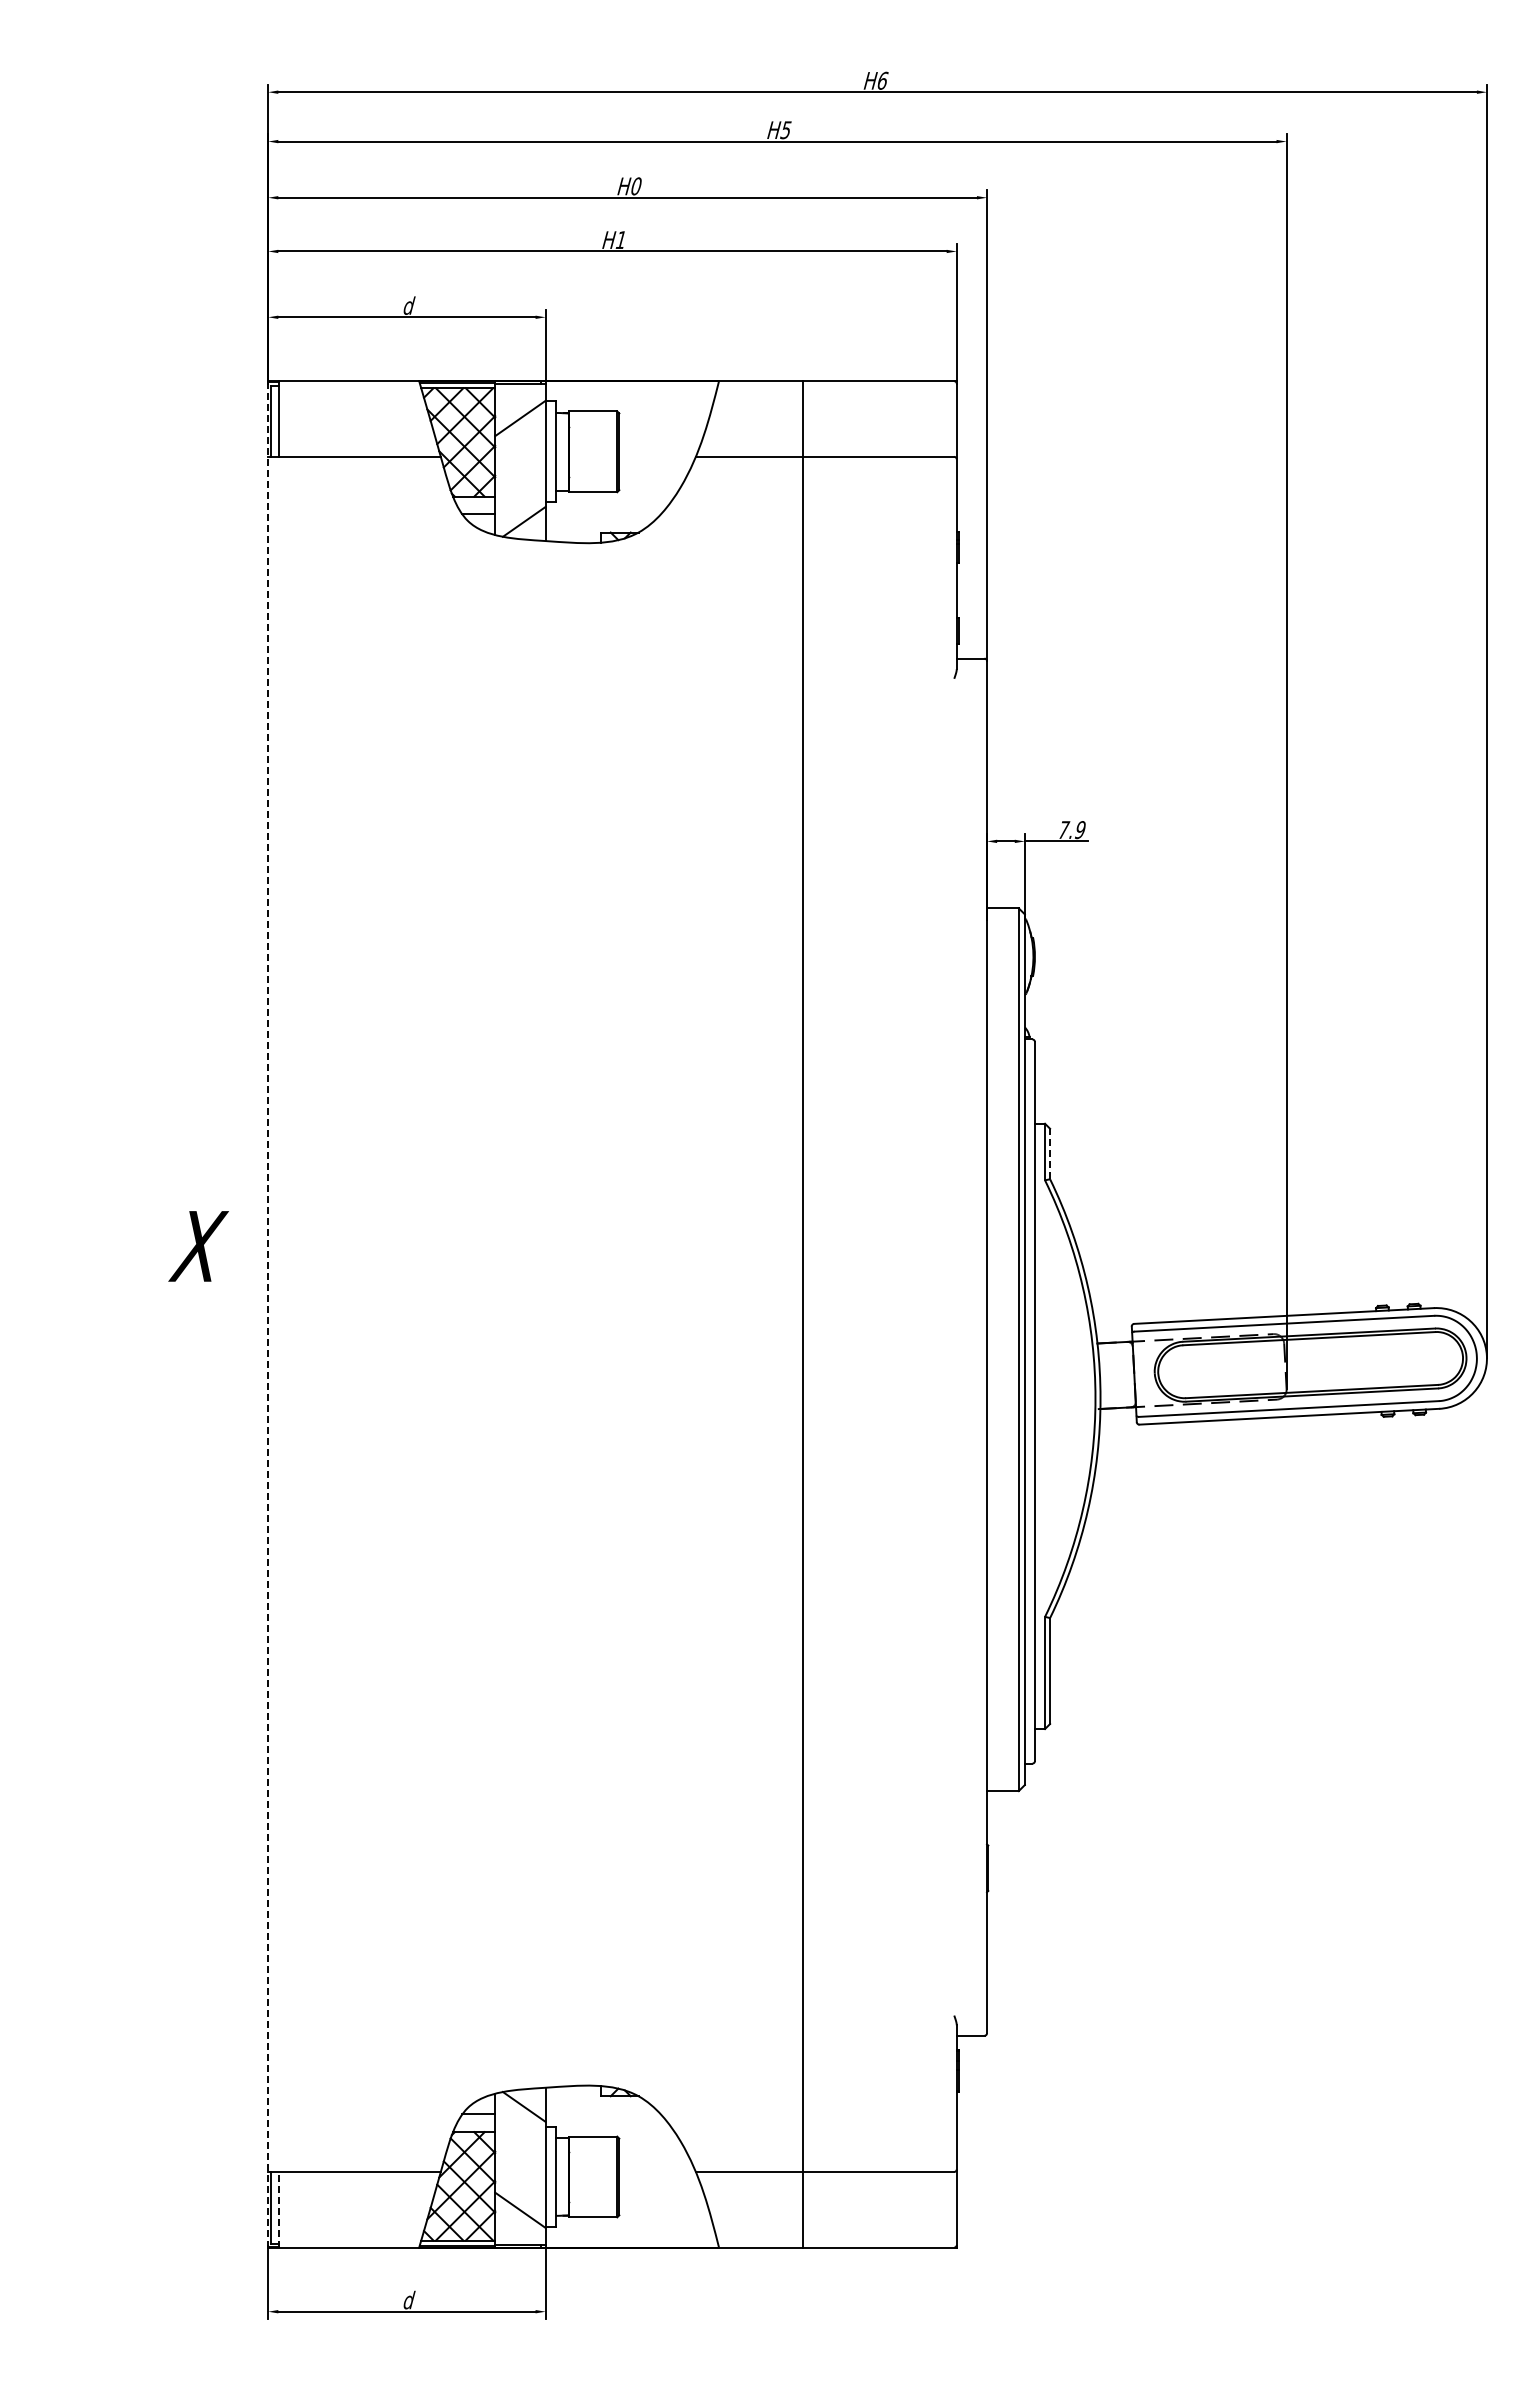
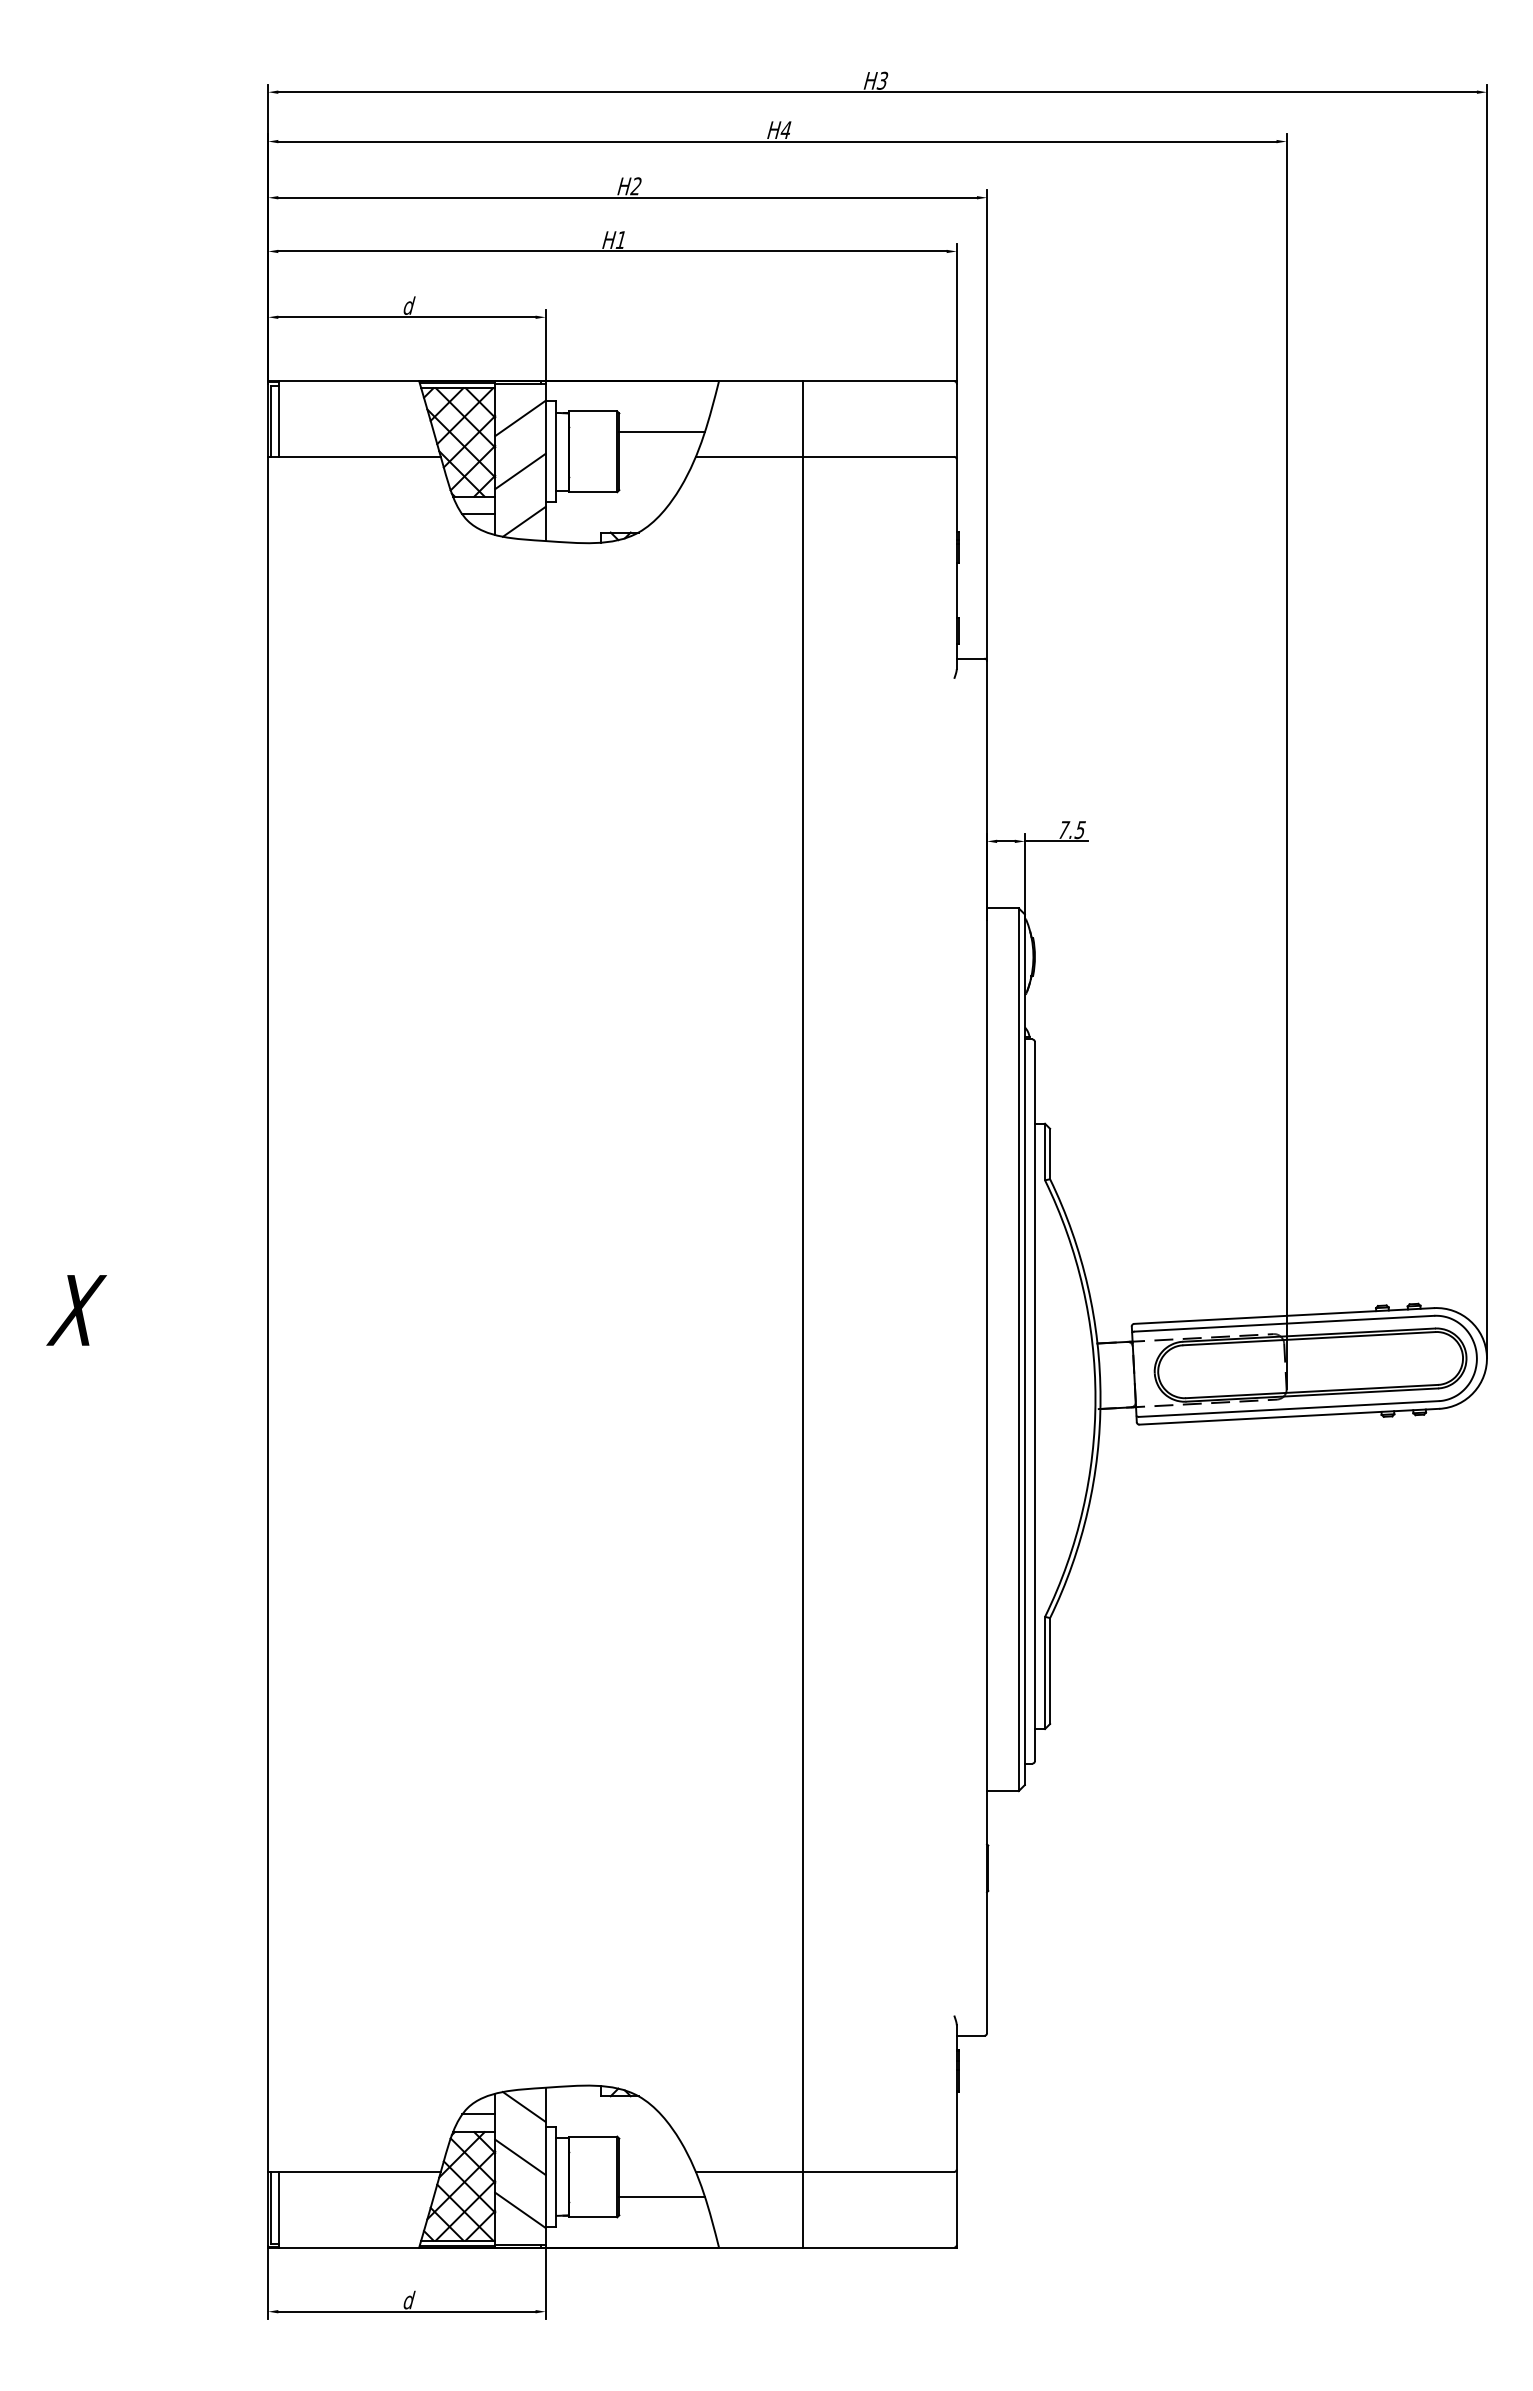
text: H6 -> H3 (882, 80)
text: H5 -> H4 (785, 130)
text: H0 -> H2 (635, 186)
line: none -> present (662, 431)
line: none -> present (520, 471)
text: 7.9 -> 7.5 (1079, 829)
line: dashed -> solid (1050, 1153)
text position: (198, 1246) -> (76, 1310) (76, 1310)
line: dashed -> solid (268, 1313)
line: none -> present (520, 2156)
line: none -> present (662, 2197)
line: dashed -> solid (279, 2209)
